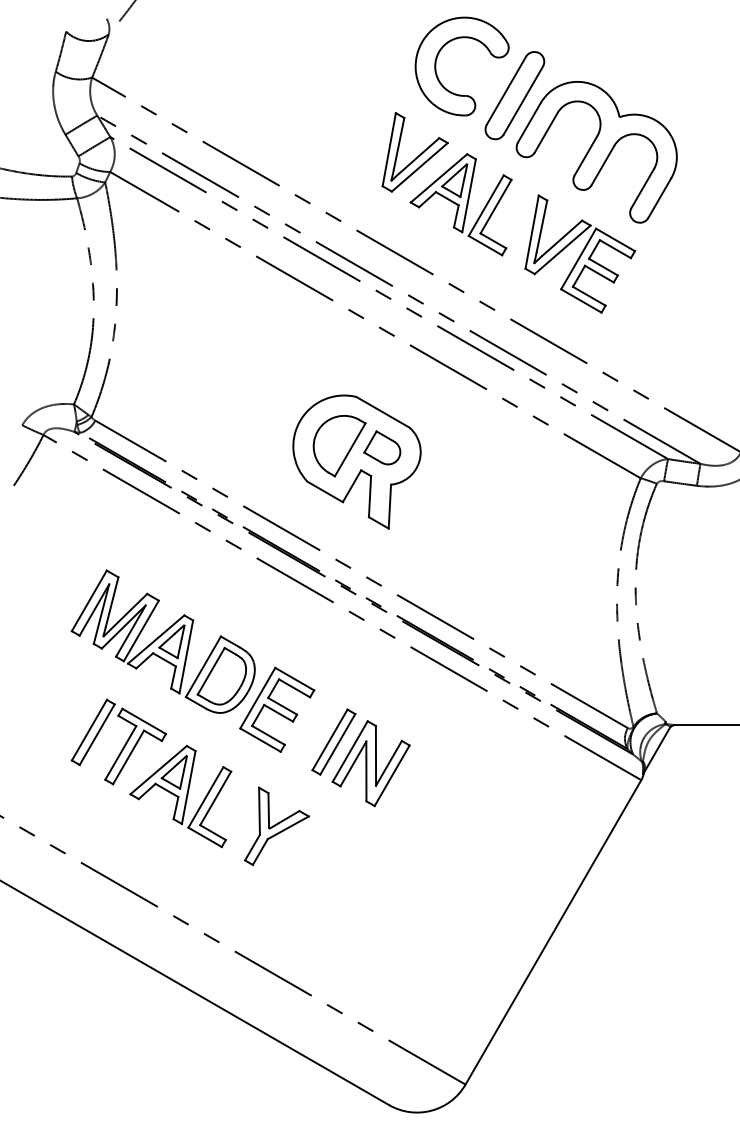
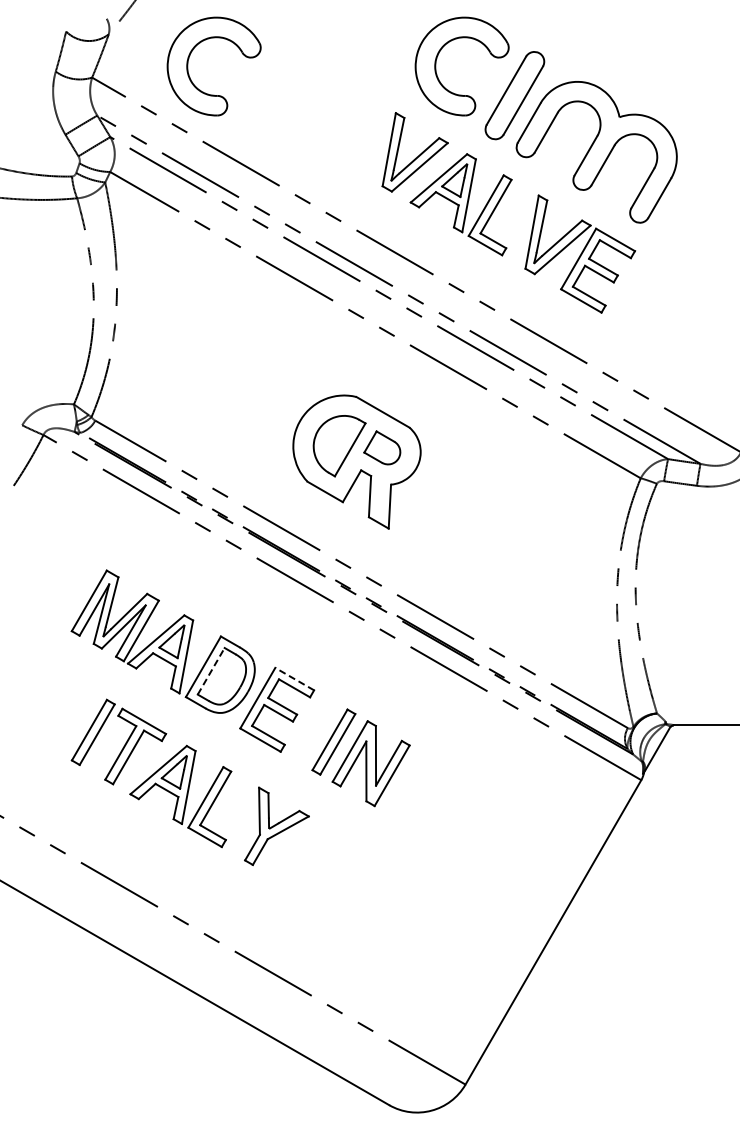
part: none -> present (188, 66)
line: solid -> dashed (211, 671)
line: solid -> dashed (294, 678)
